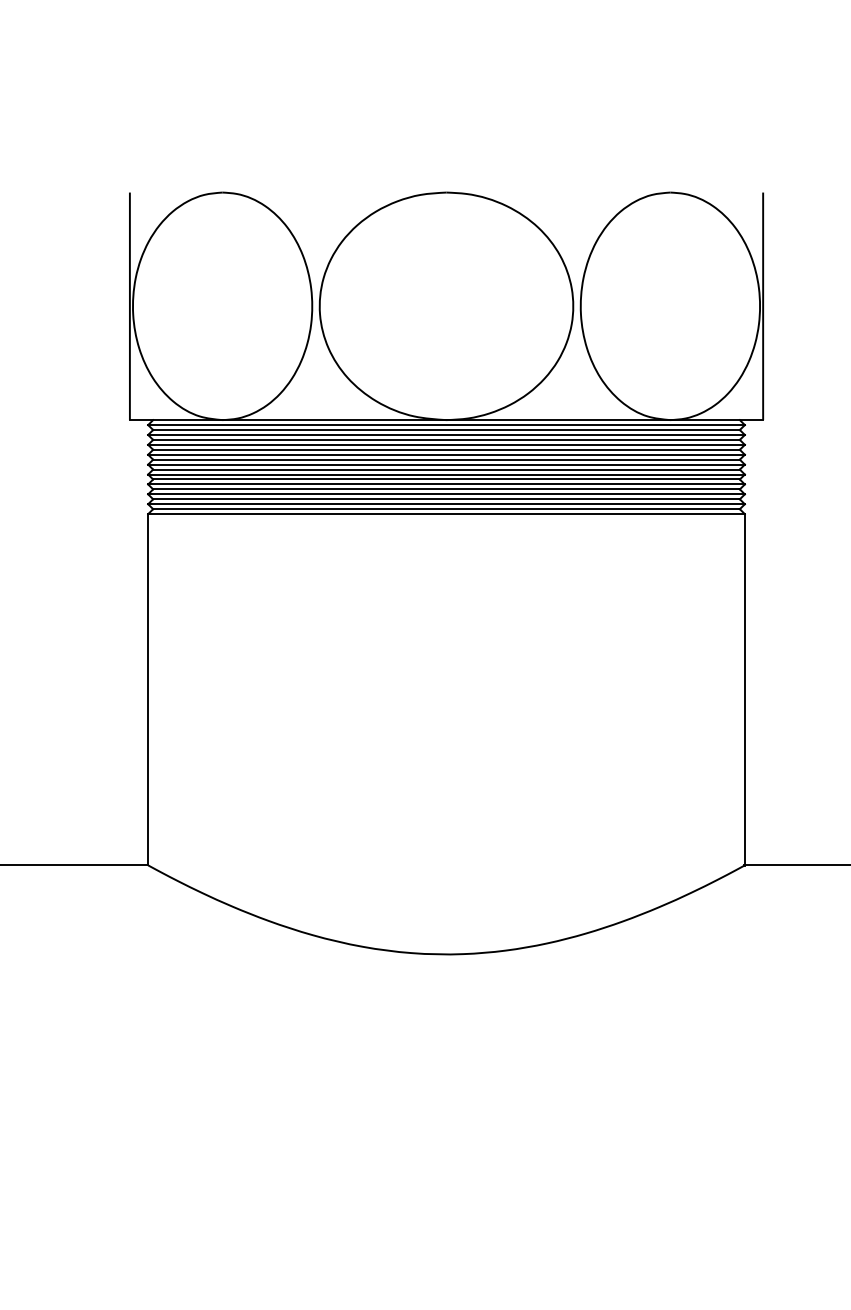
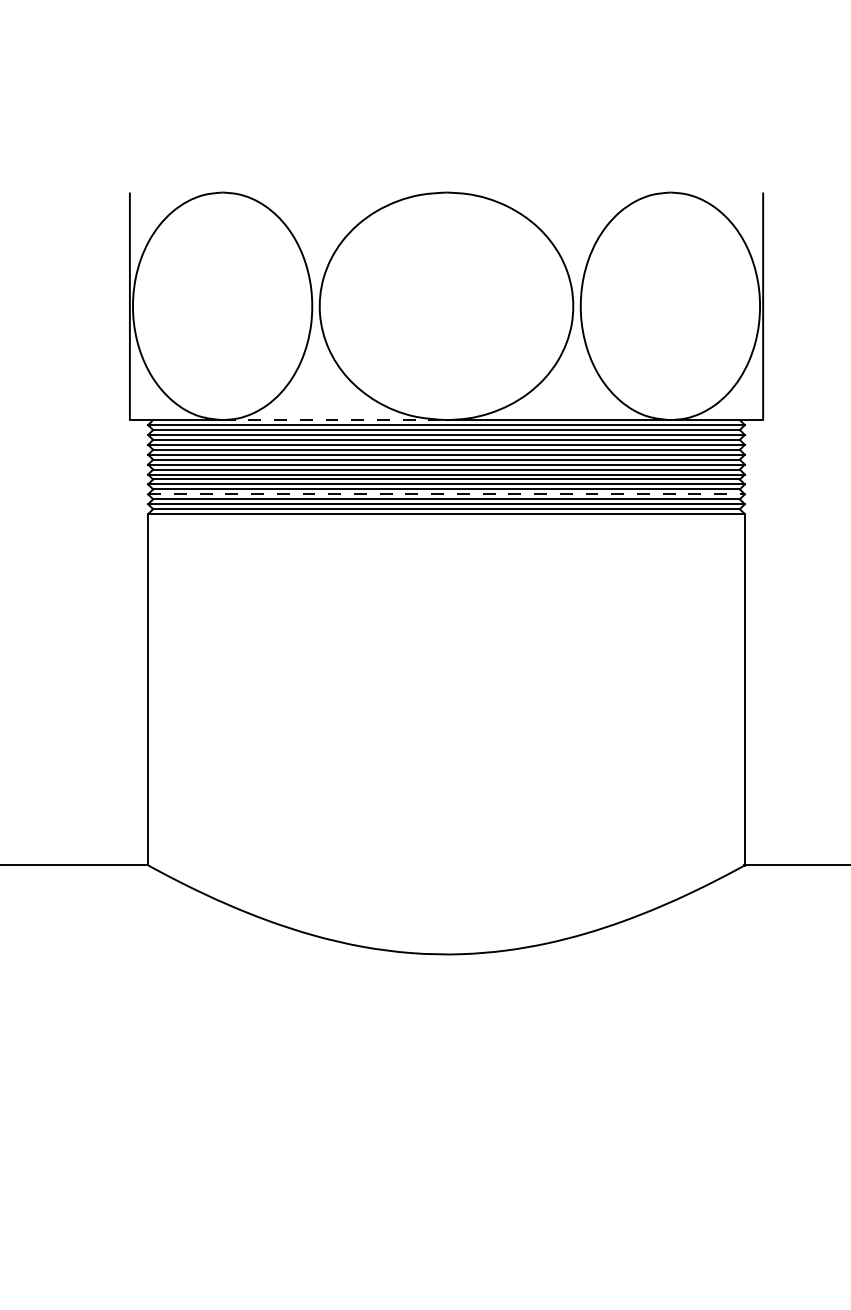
line: solid -> dashed (334, 420)
line: solid -> dashed (447, 494)
